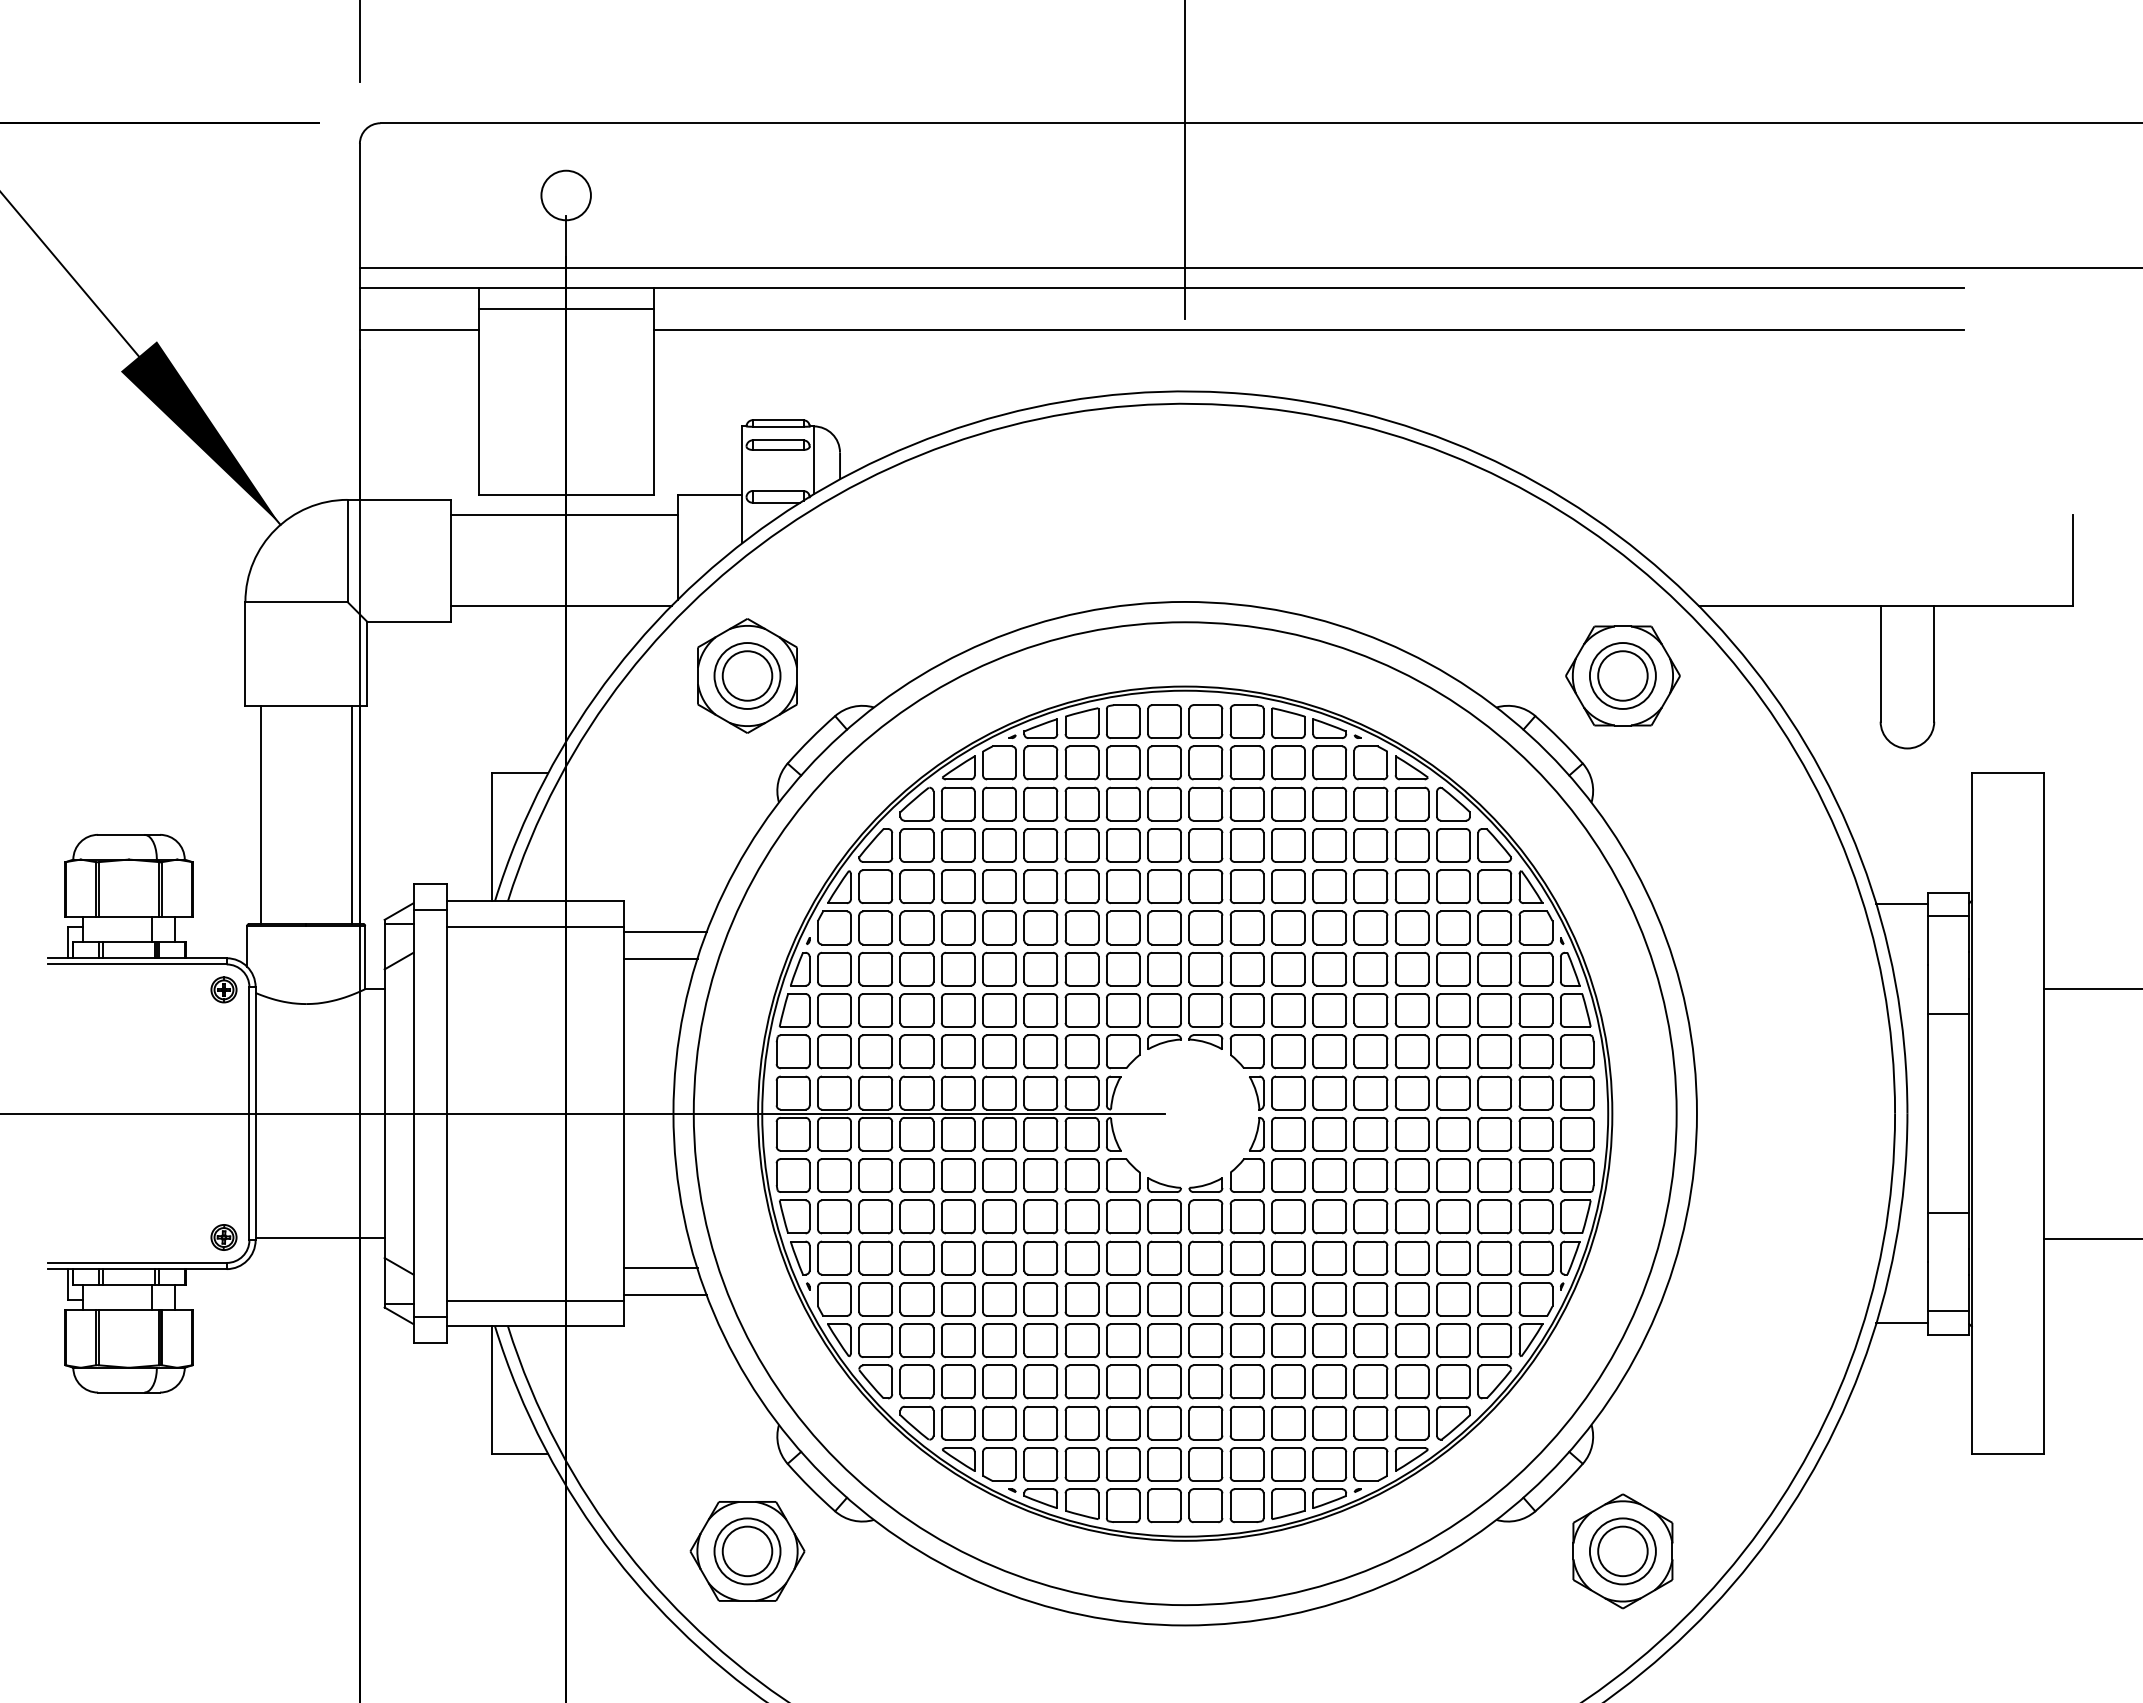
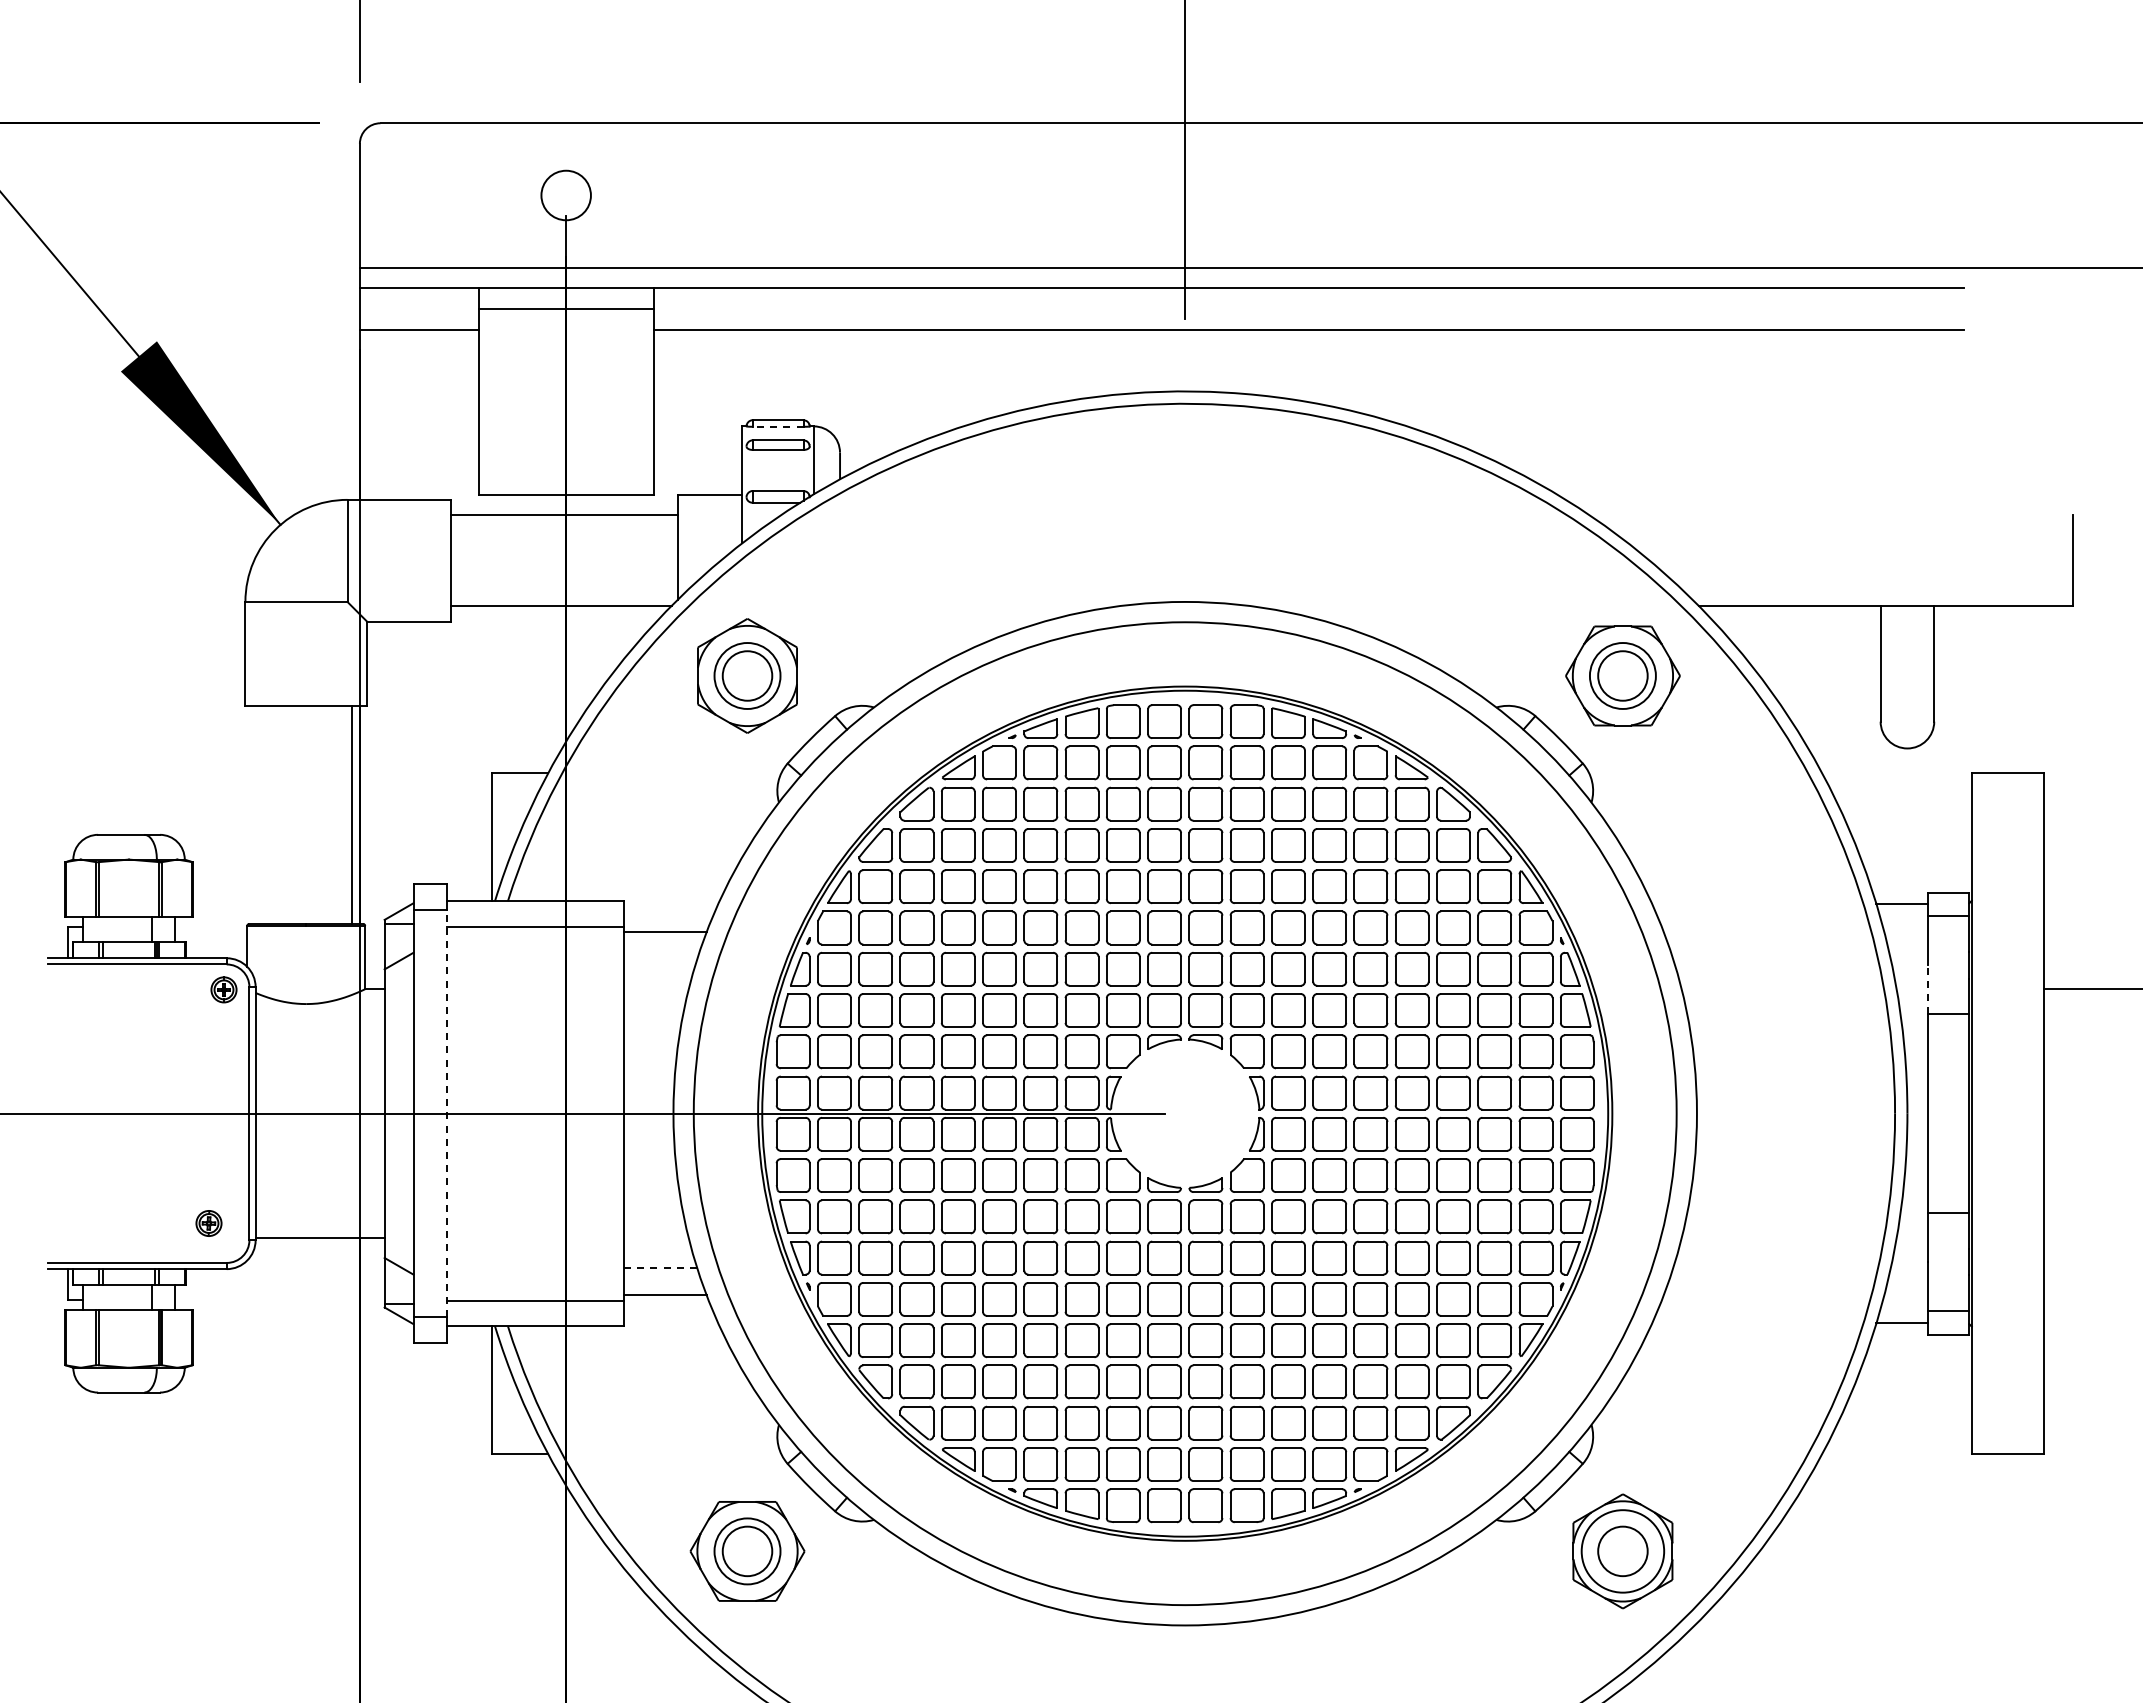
line: solid -> dashed (777, 426)
line: present -> none (260, 814)
line: present -> none (660, 958)
line: solid -> dashed (1928, 989)
line: solid -> dashed (446, 1113)
part position: (223, 1237) -> (208, 1223) (208, 1223)
line: present -> none (2091, 1238)
line: solid -> dashed (660, 1268)
circle diameter: 66 px -> 82 px (1622, 1551)
